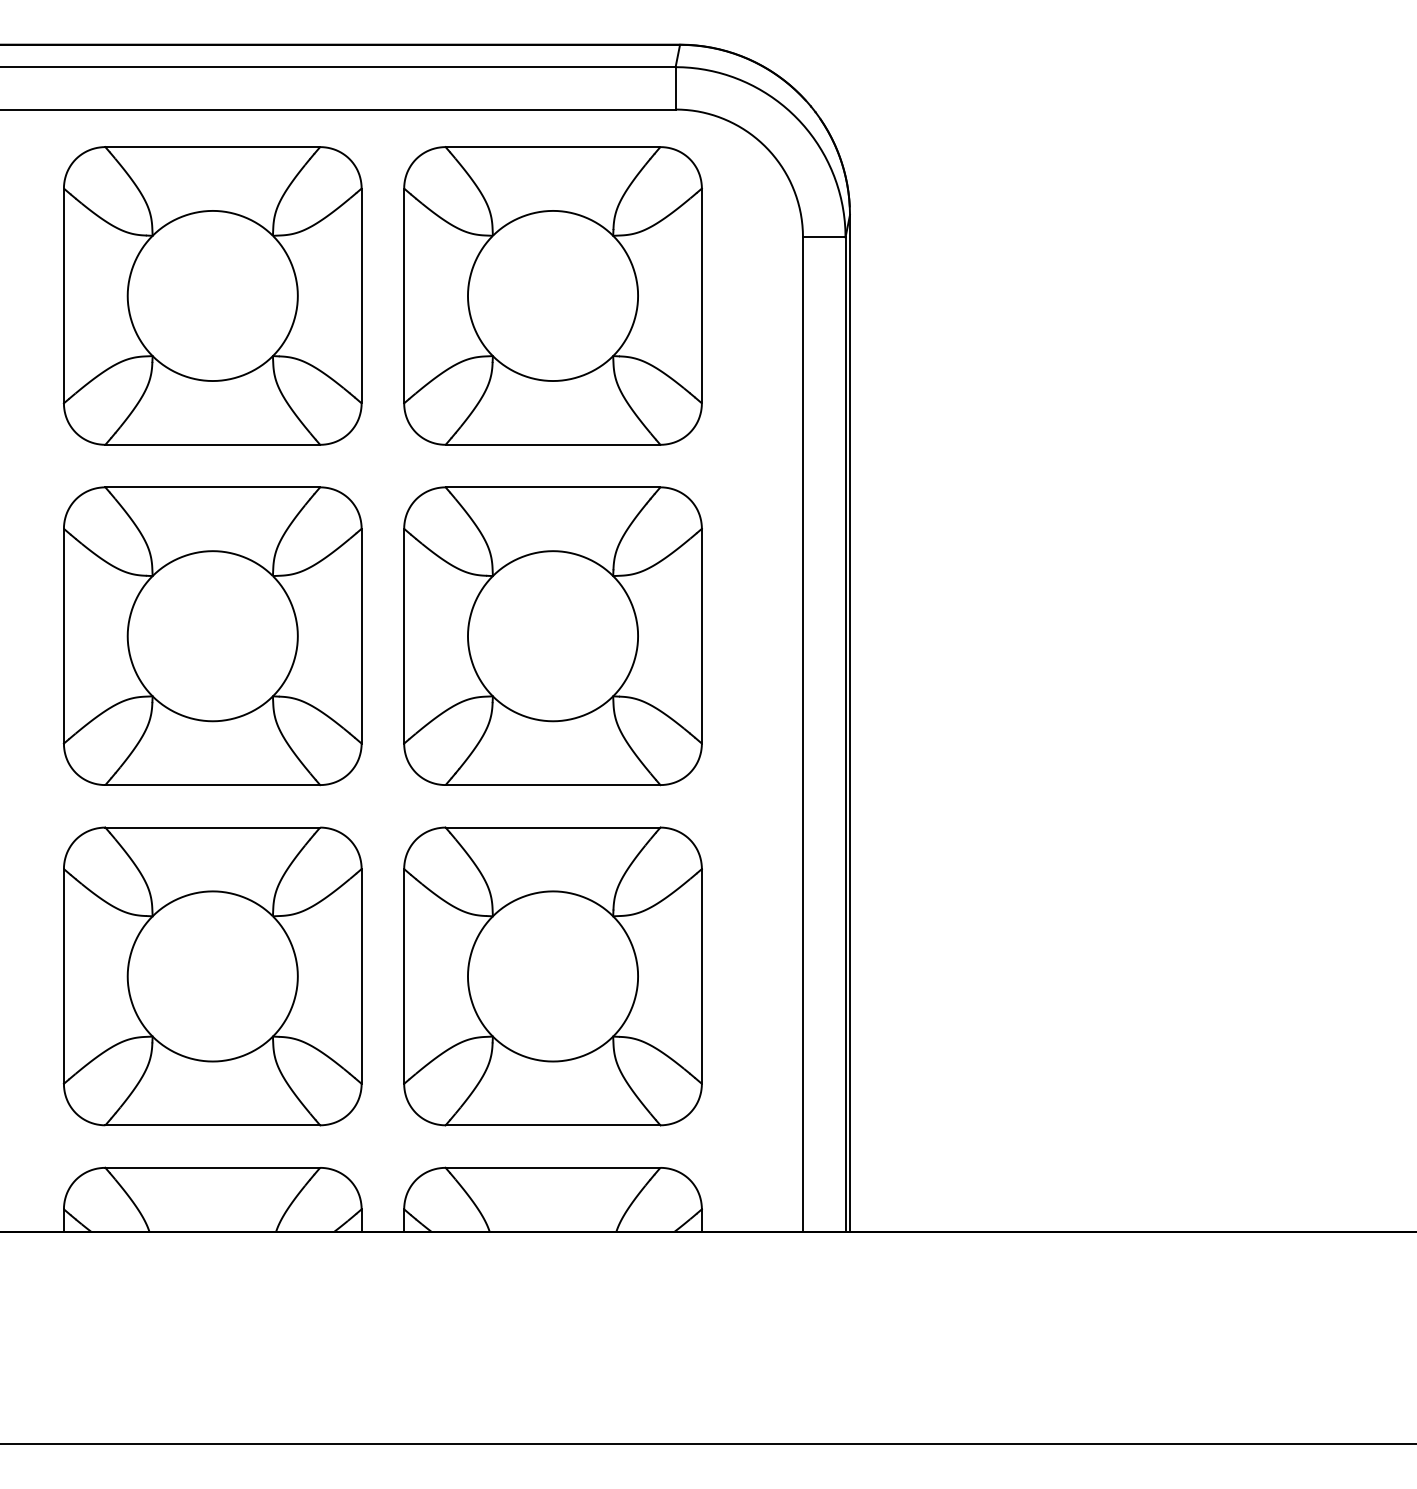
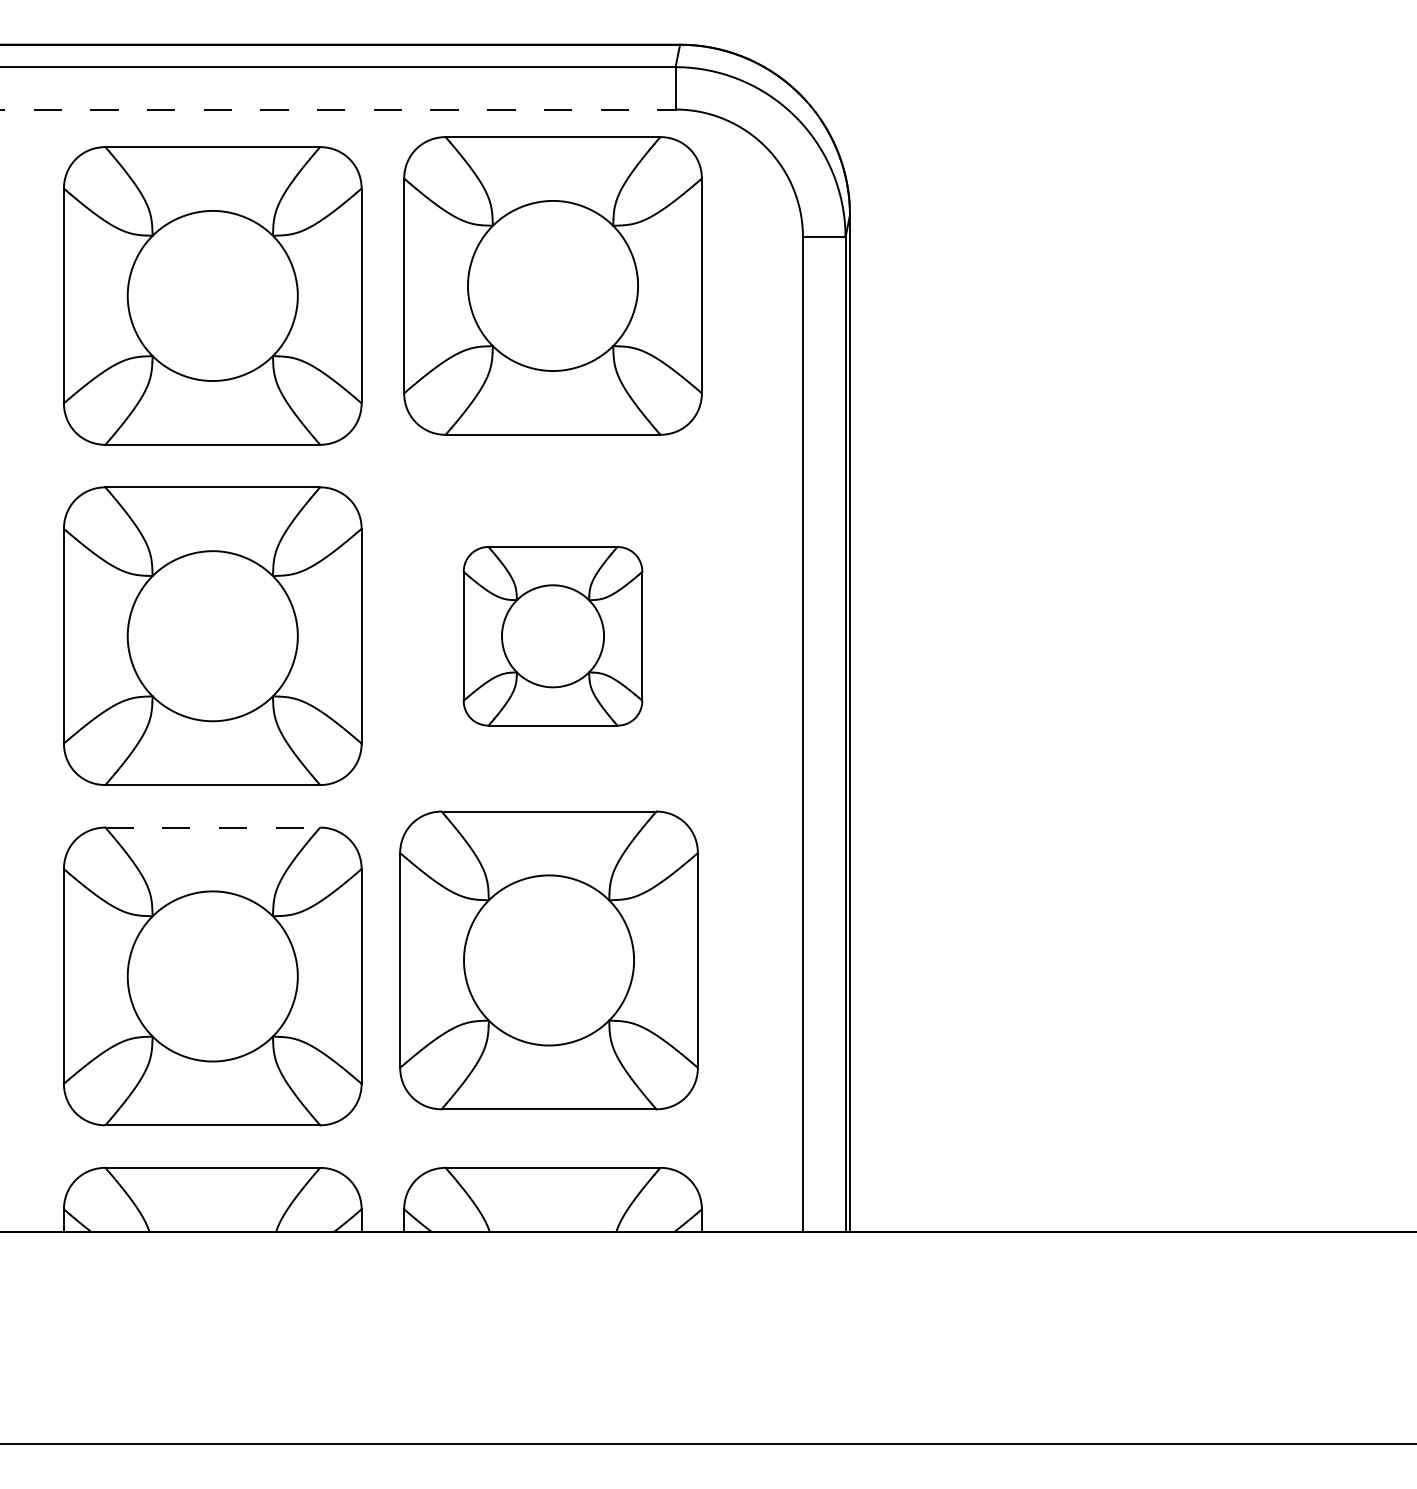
line: solid -> dashed (338, 109)
part position: (552, 295) -> (552, 285) (552, 285)
part size: 300x301 px -> 182x182 px (552, 635)
line: solid -> dashed (213, 827)
part position: (552, 976) -> (548, 960) (548, 960)
